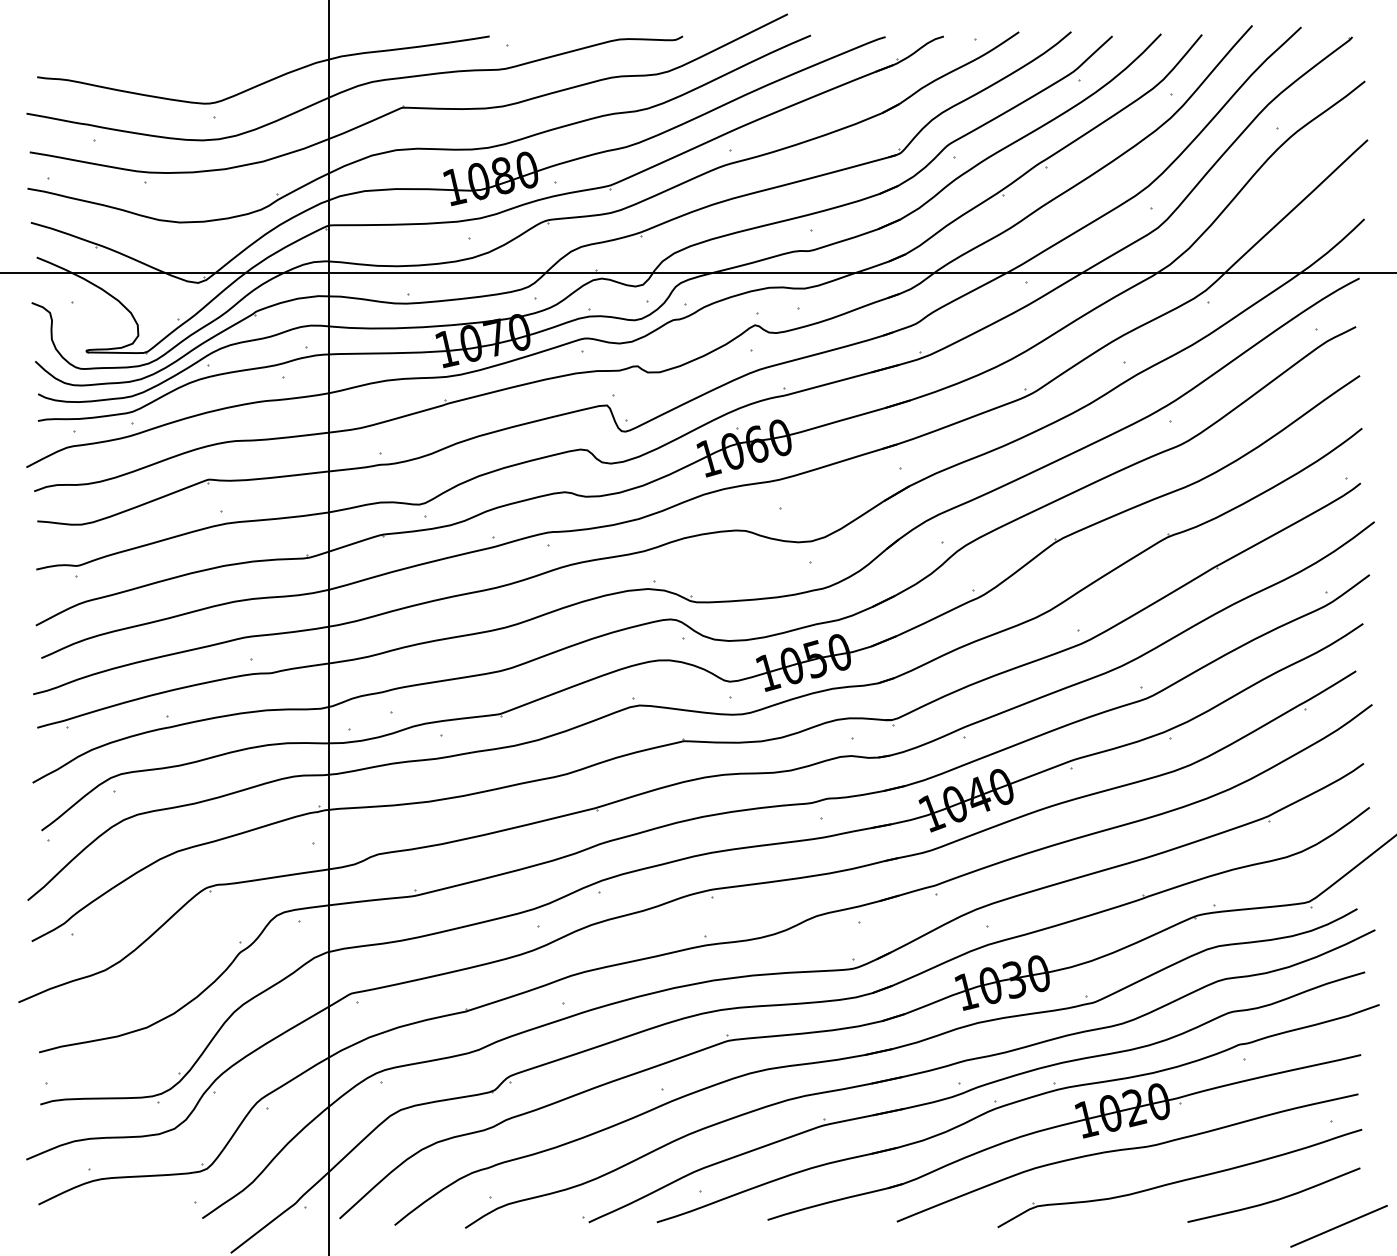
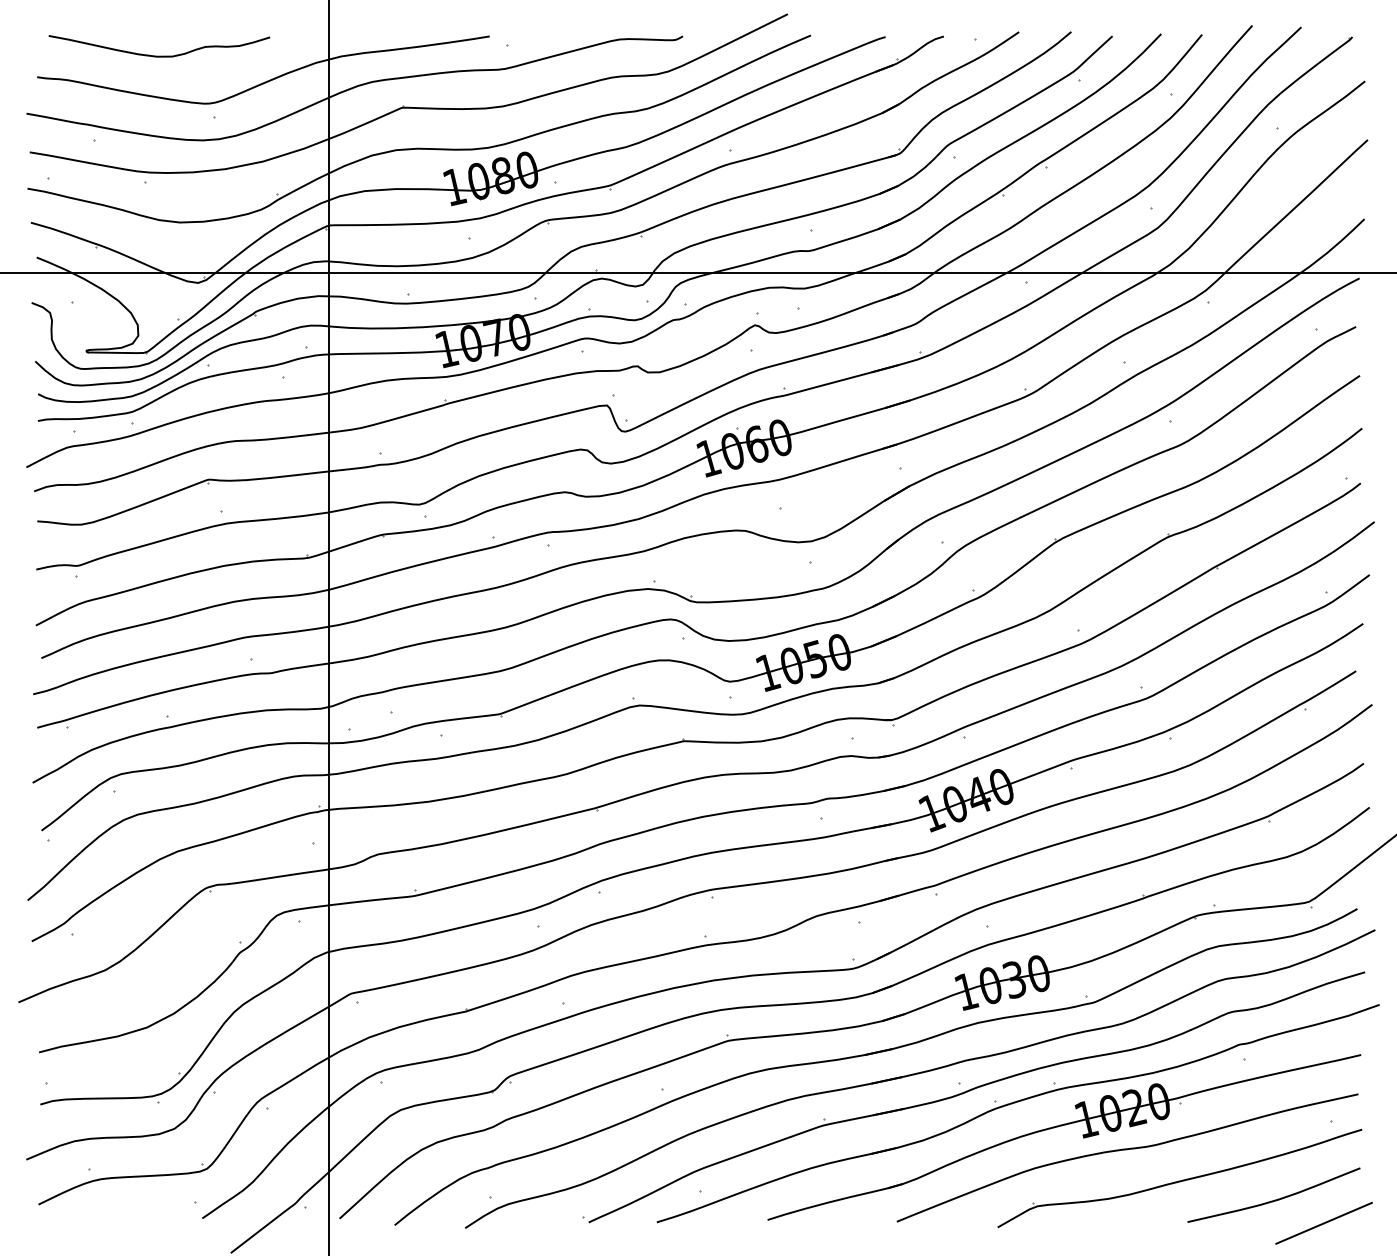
curve: none -> present (159, 55)
line position: (1338, 1225) -> (1323, 1222) (1323, 1222)
